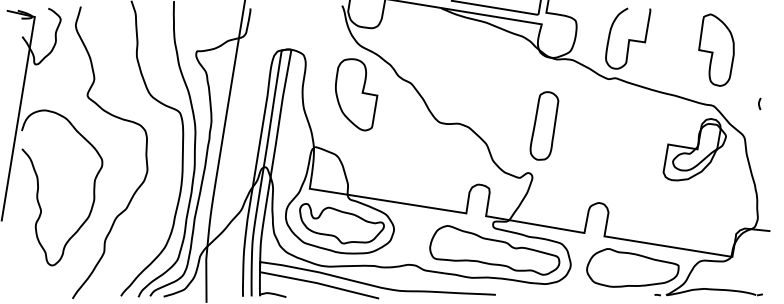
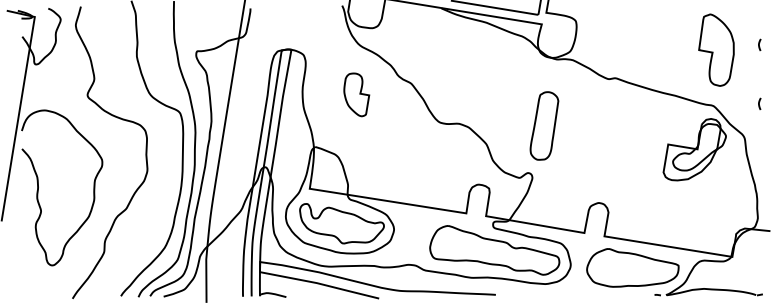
curve: present -> none (628, 39)
curve: none -> present (759, 44)
part size: 44x74 px -> 28x46 px (356, 94)
